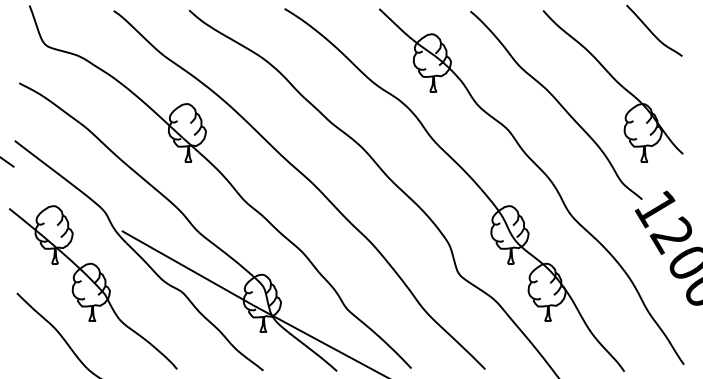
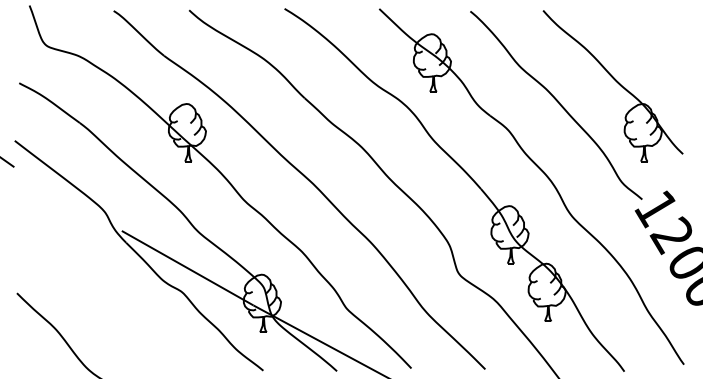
curve: present -> none (652, 32)
part: present -> none (92, 287)
